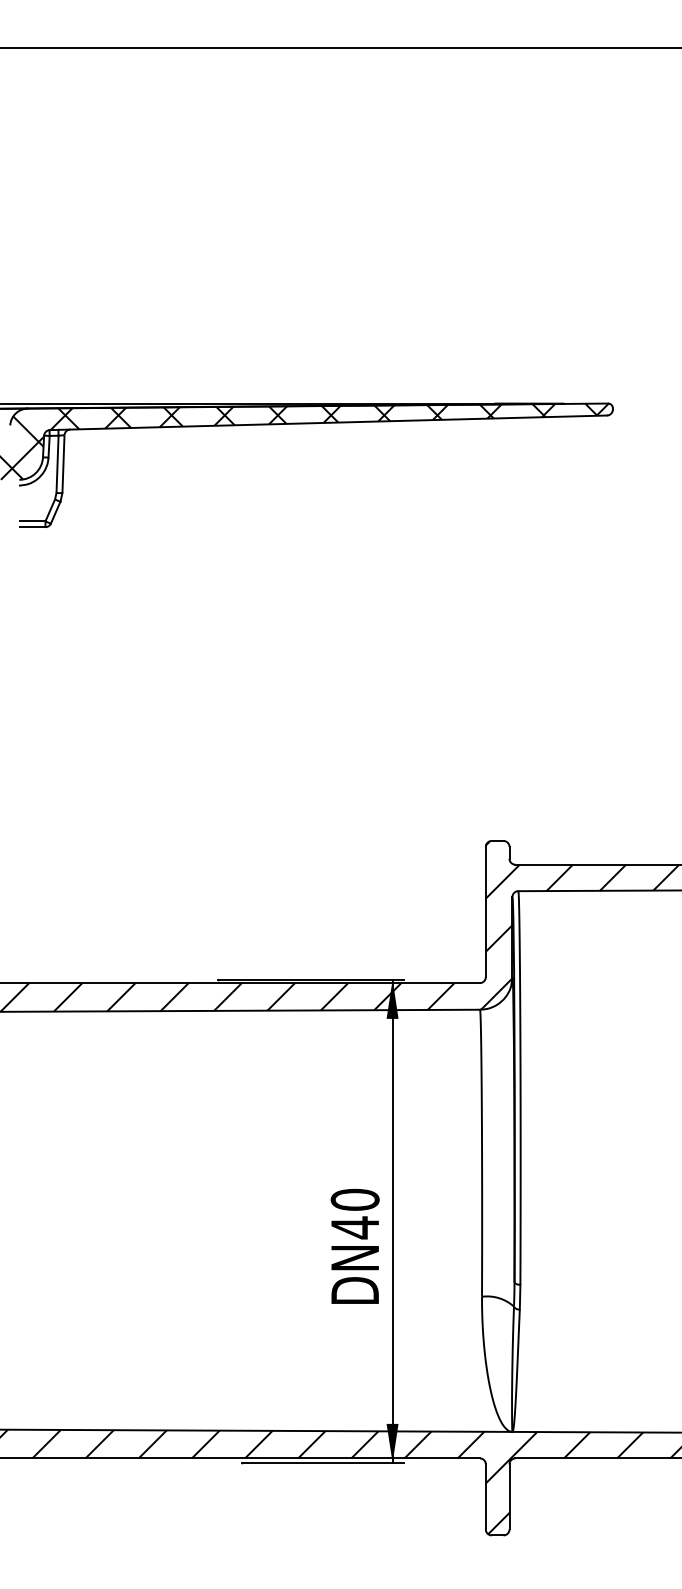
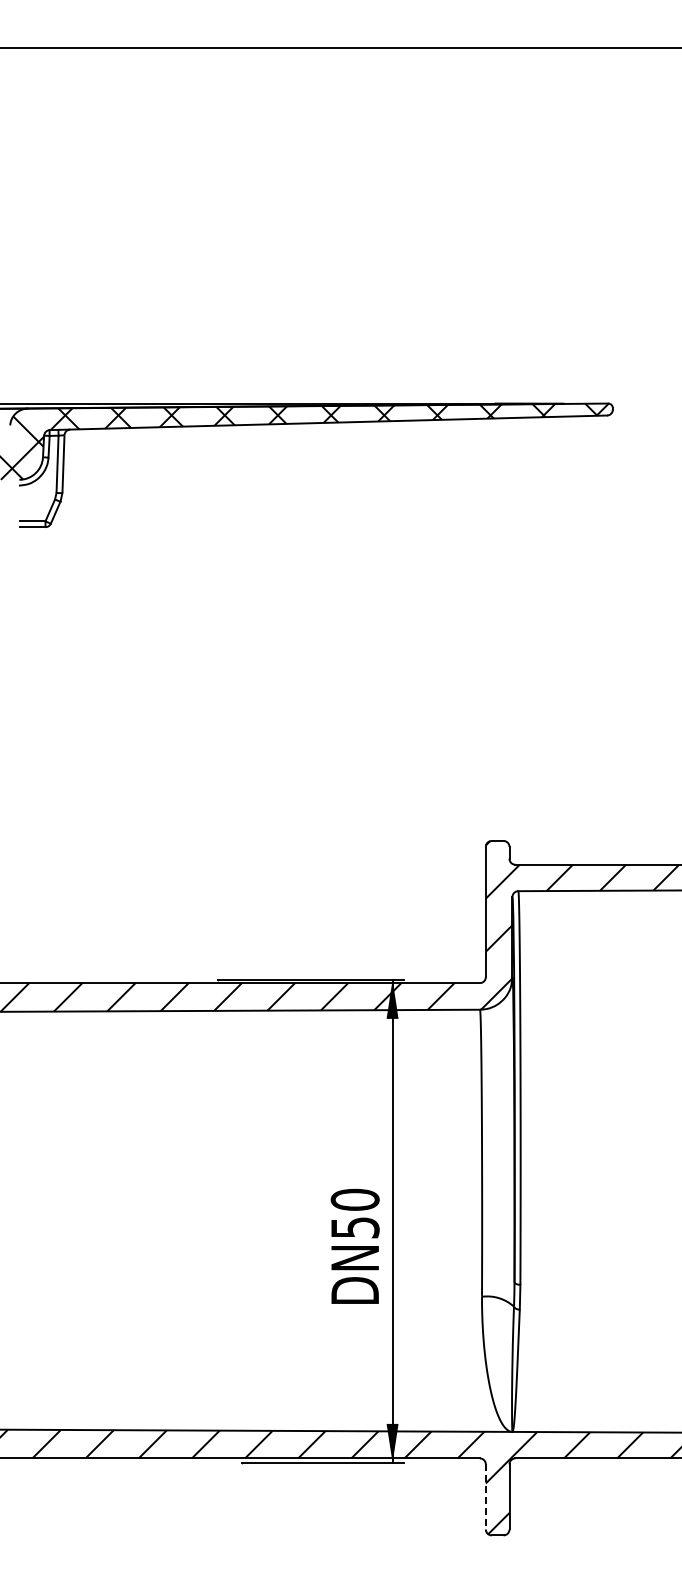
text: DN40 -> DN50 (355, 1227)
line: solid -> dashed (485, 1496)
